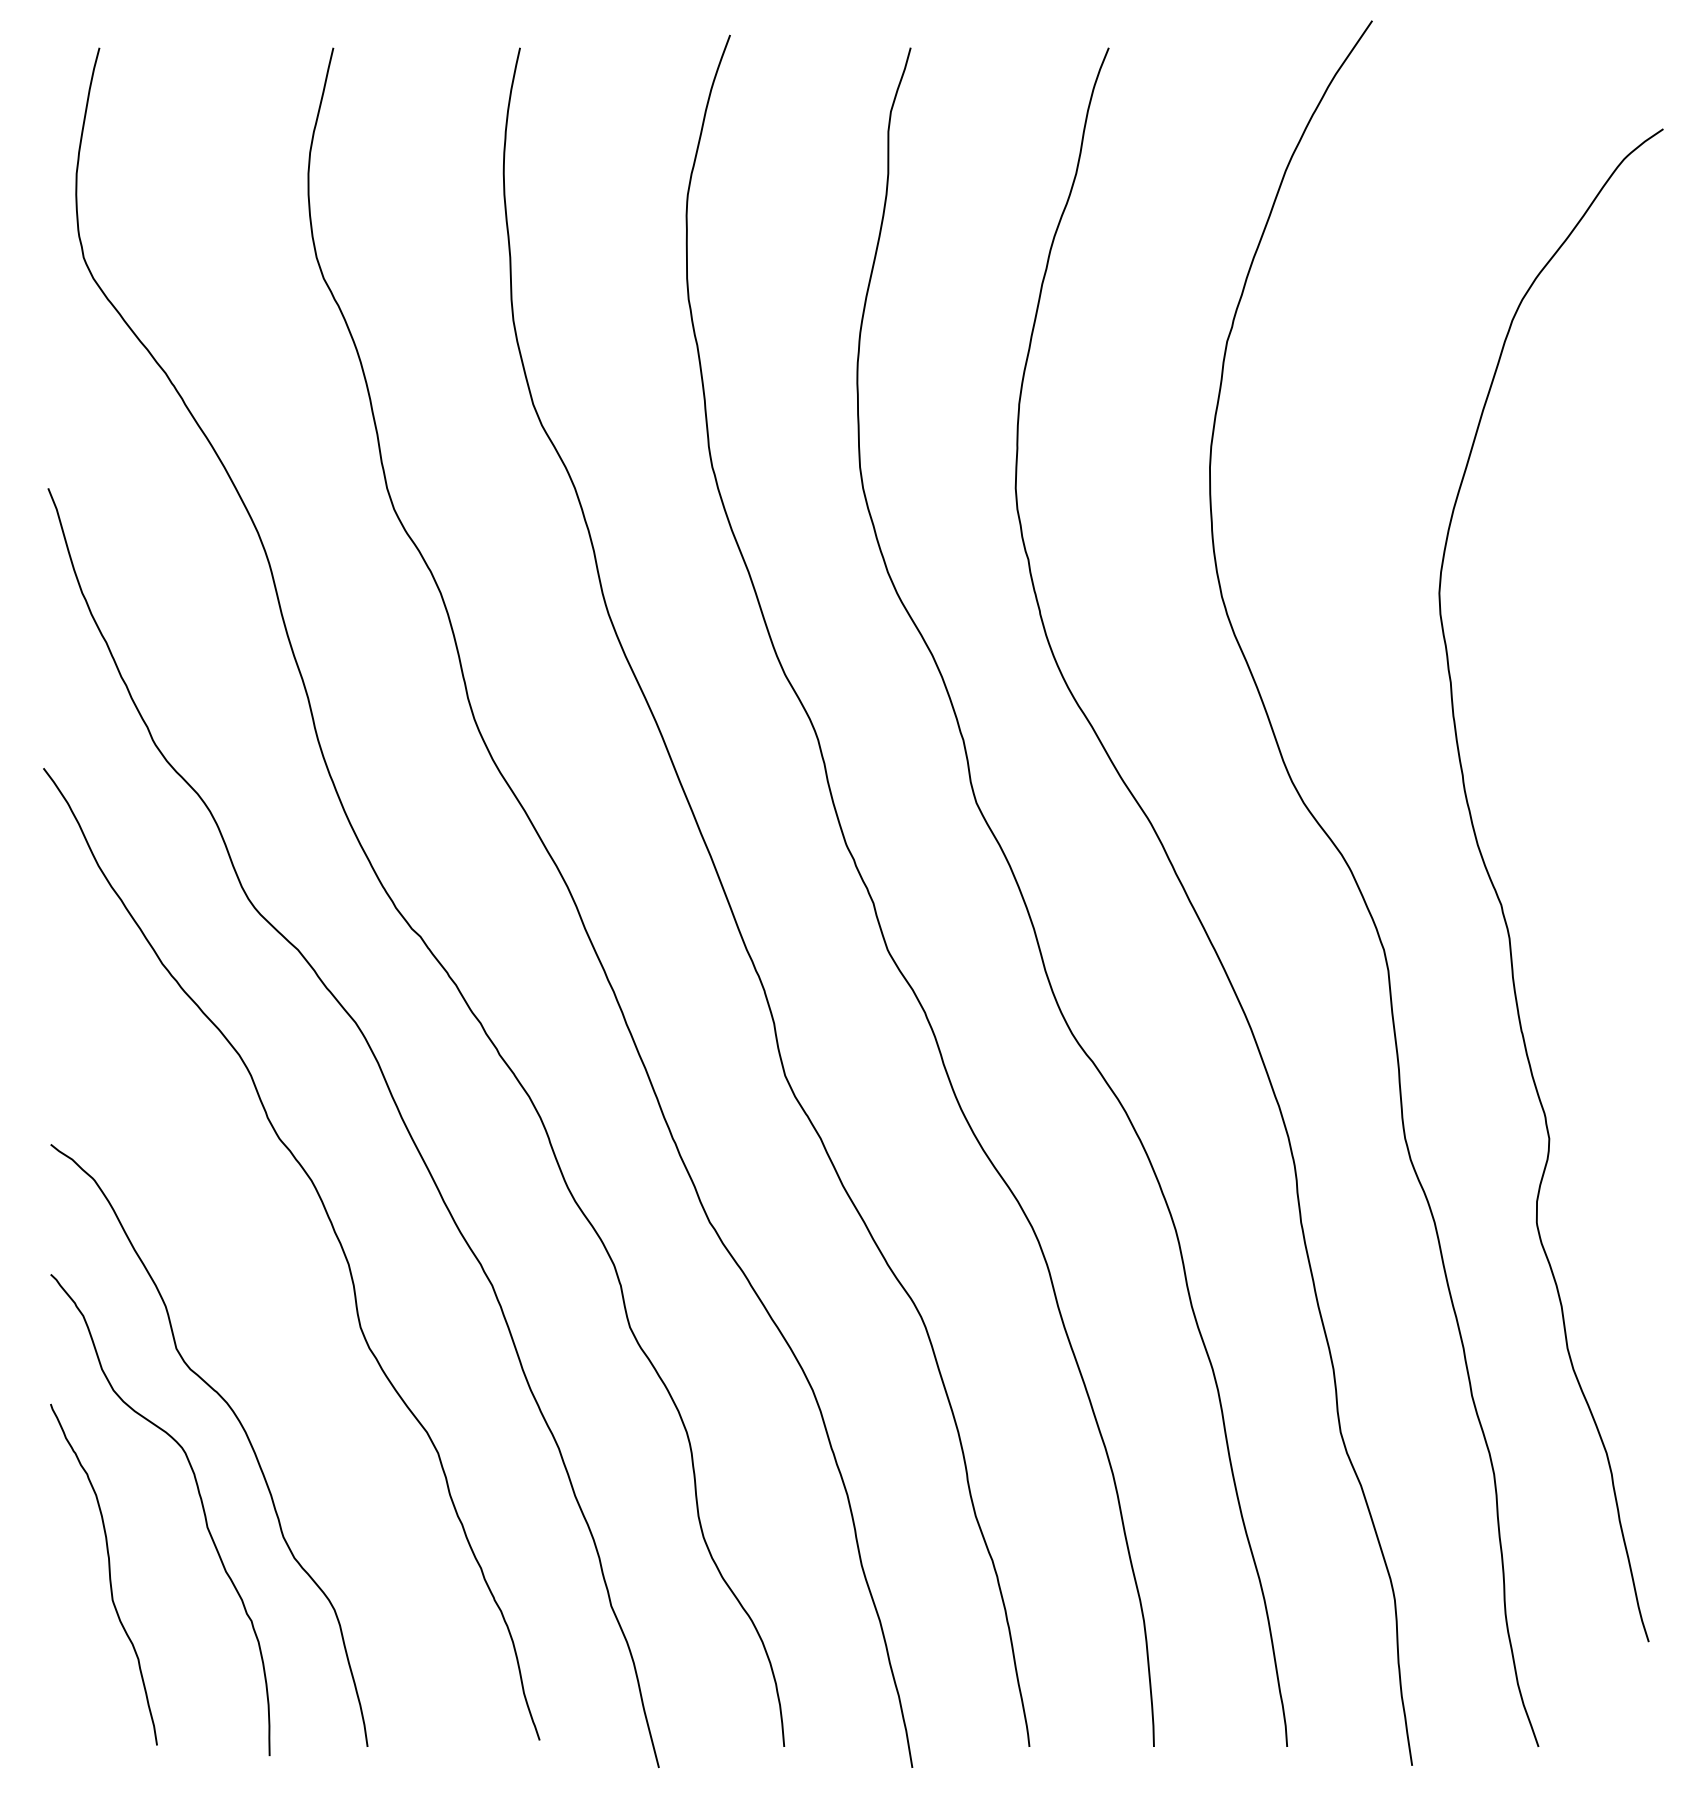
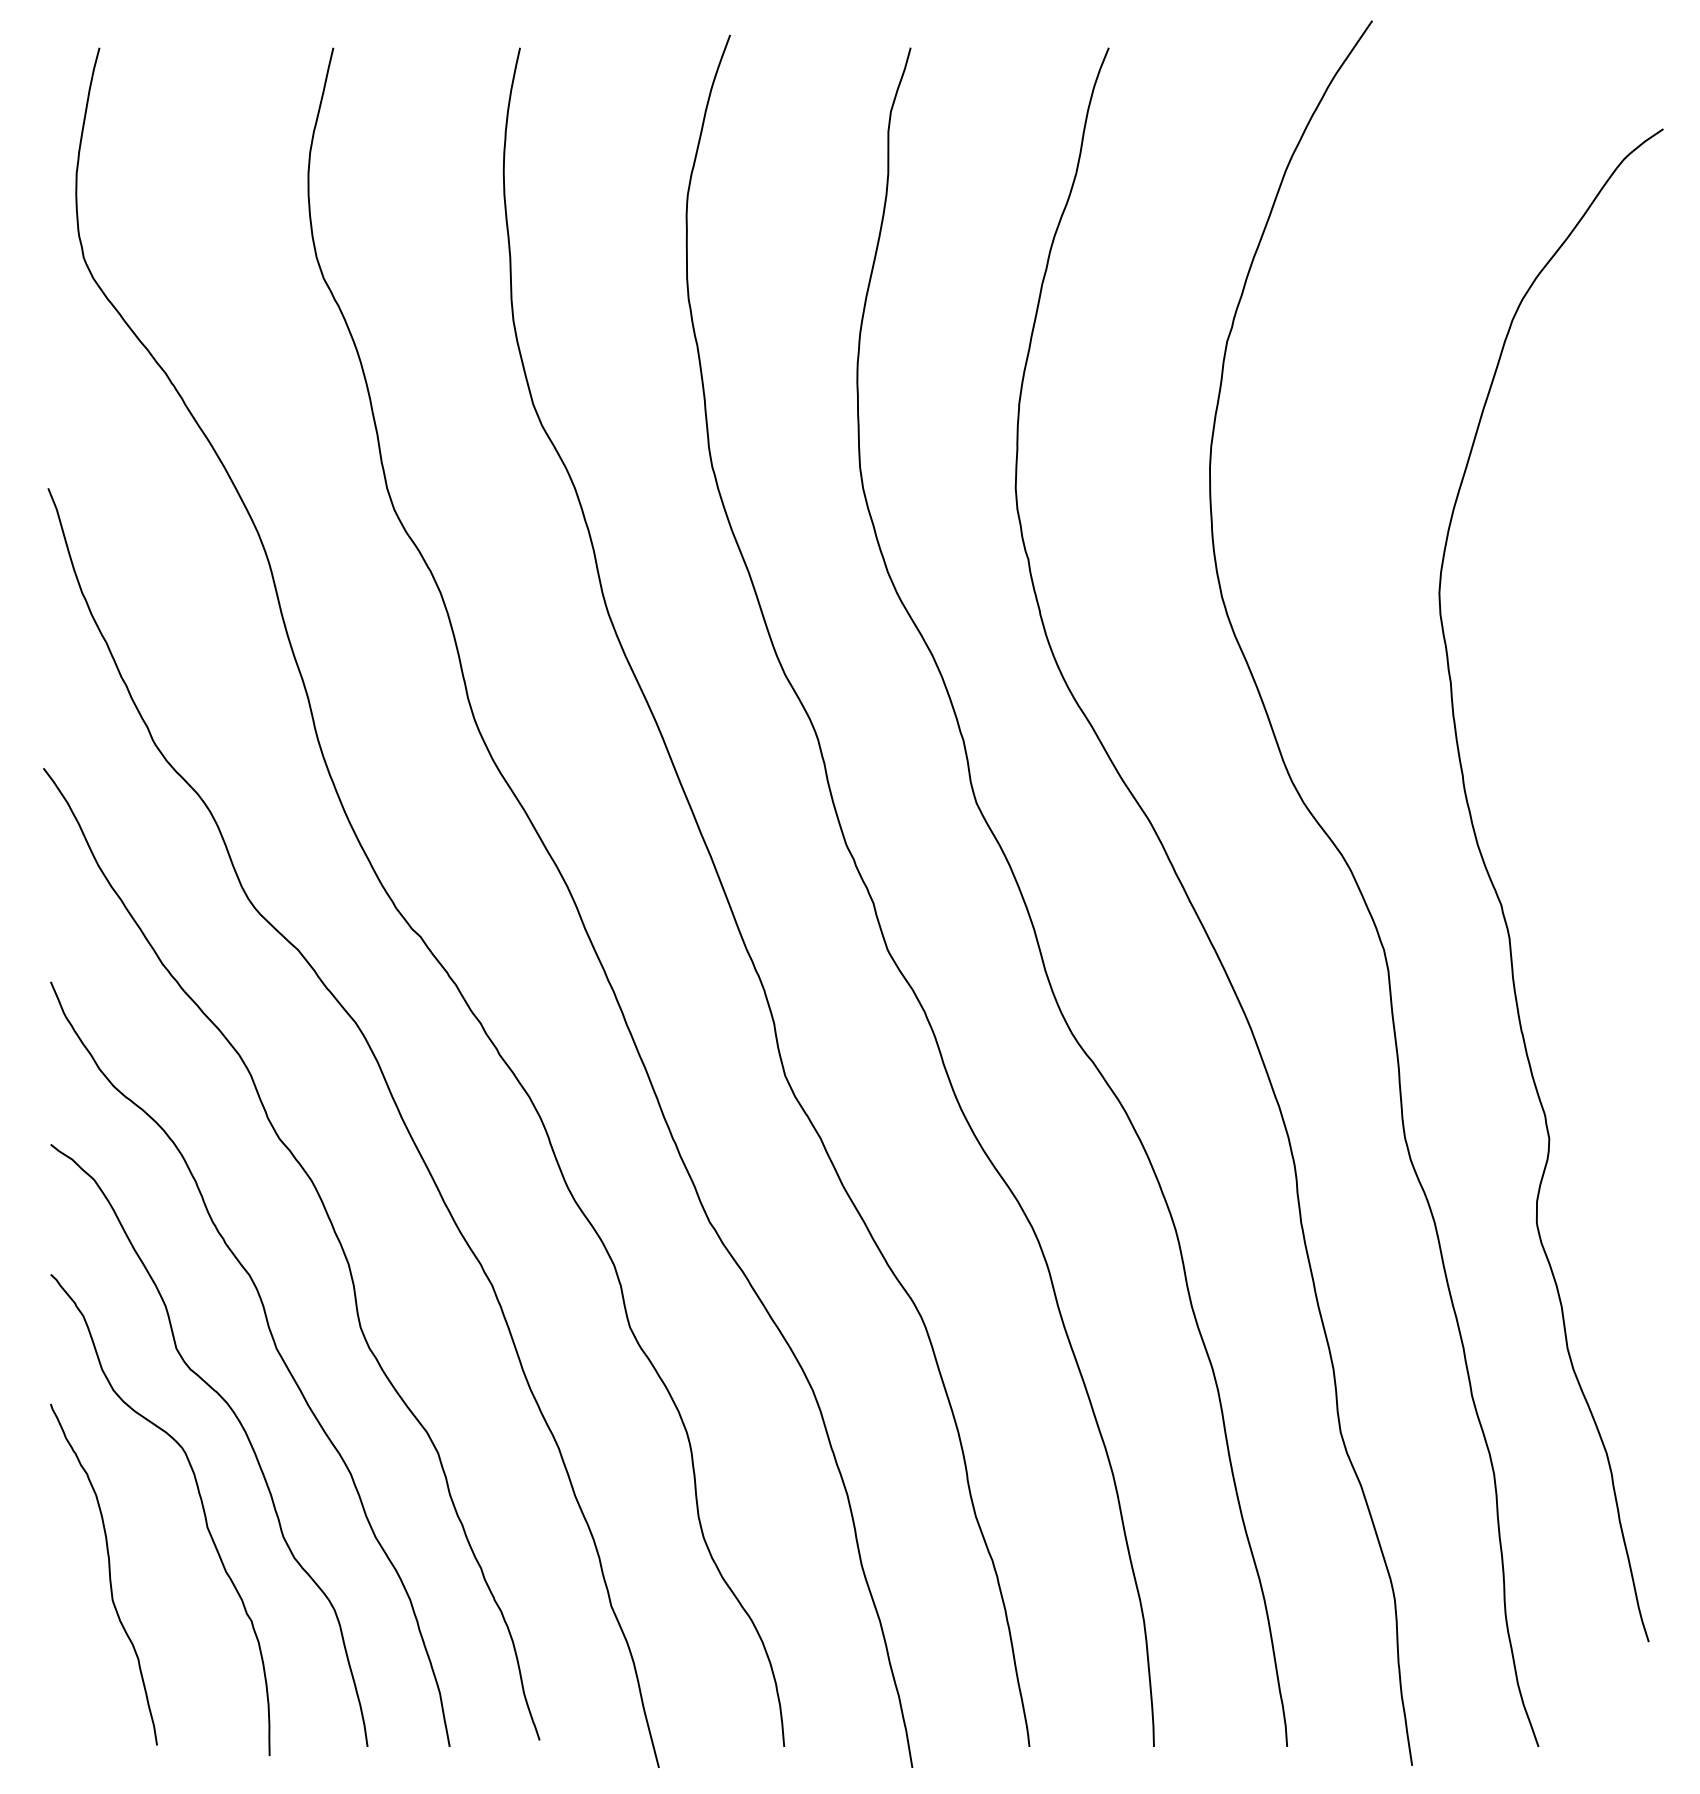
curve: none -> present (276, 1350)
